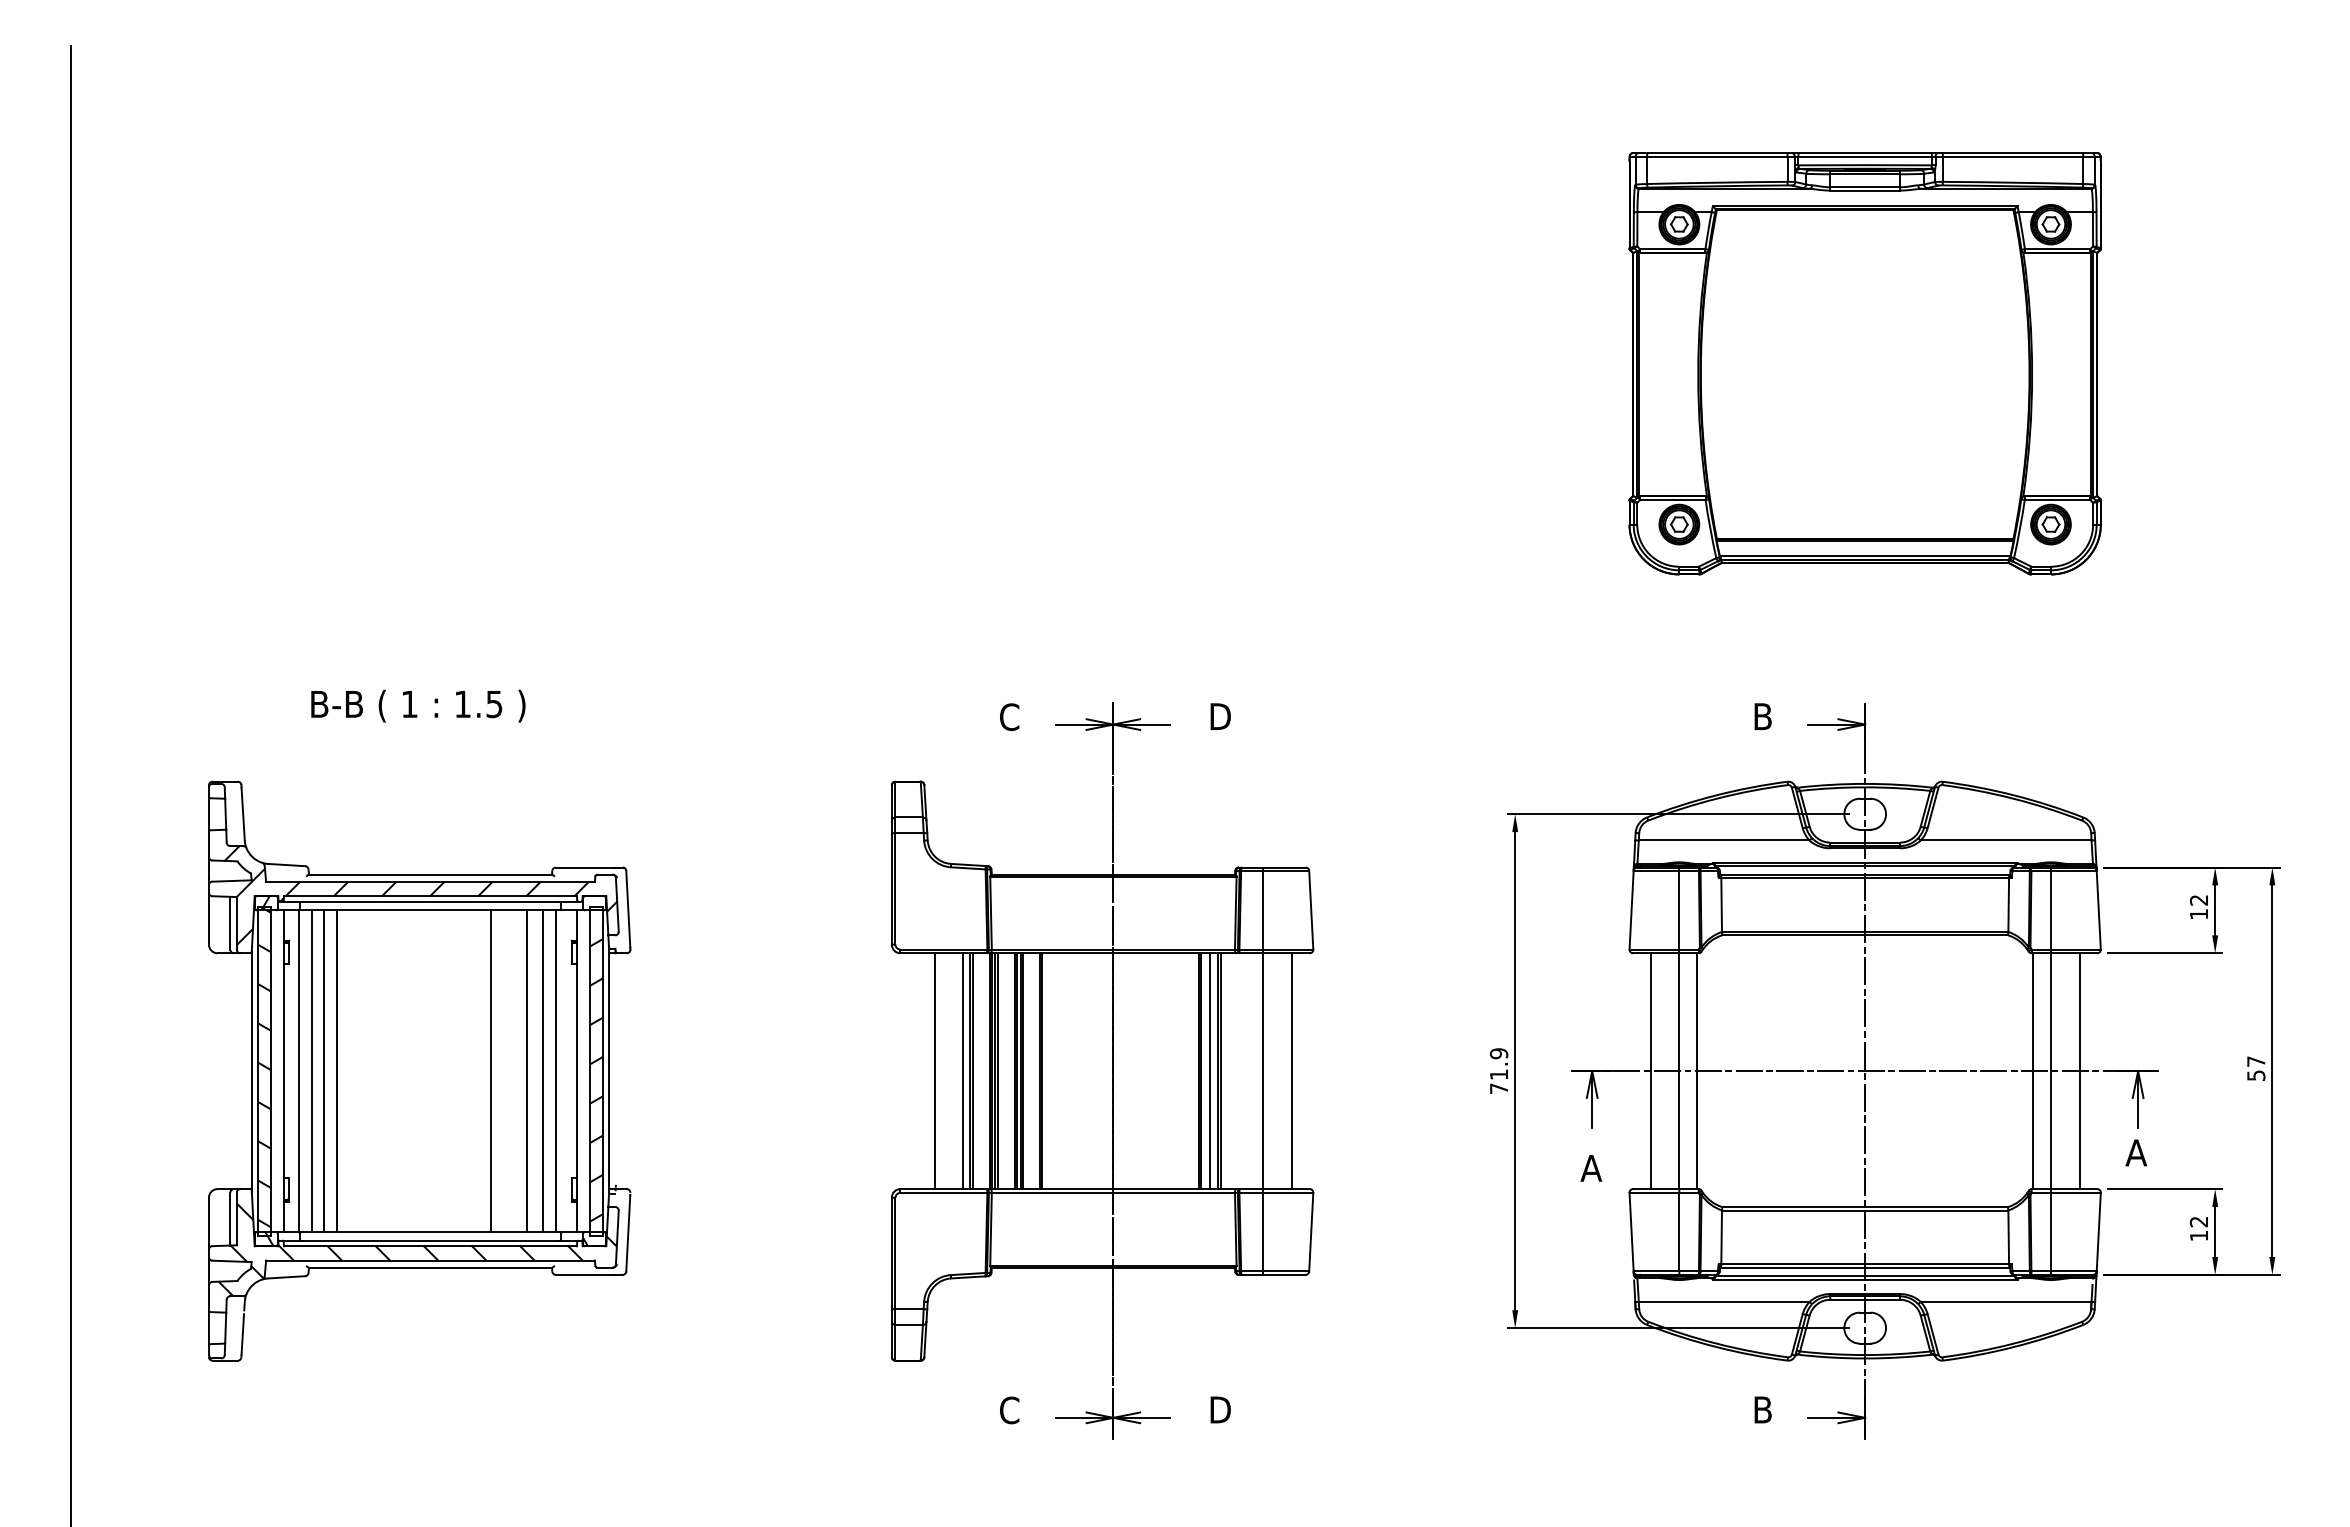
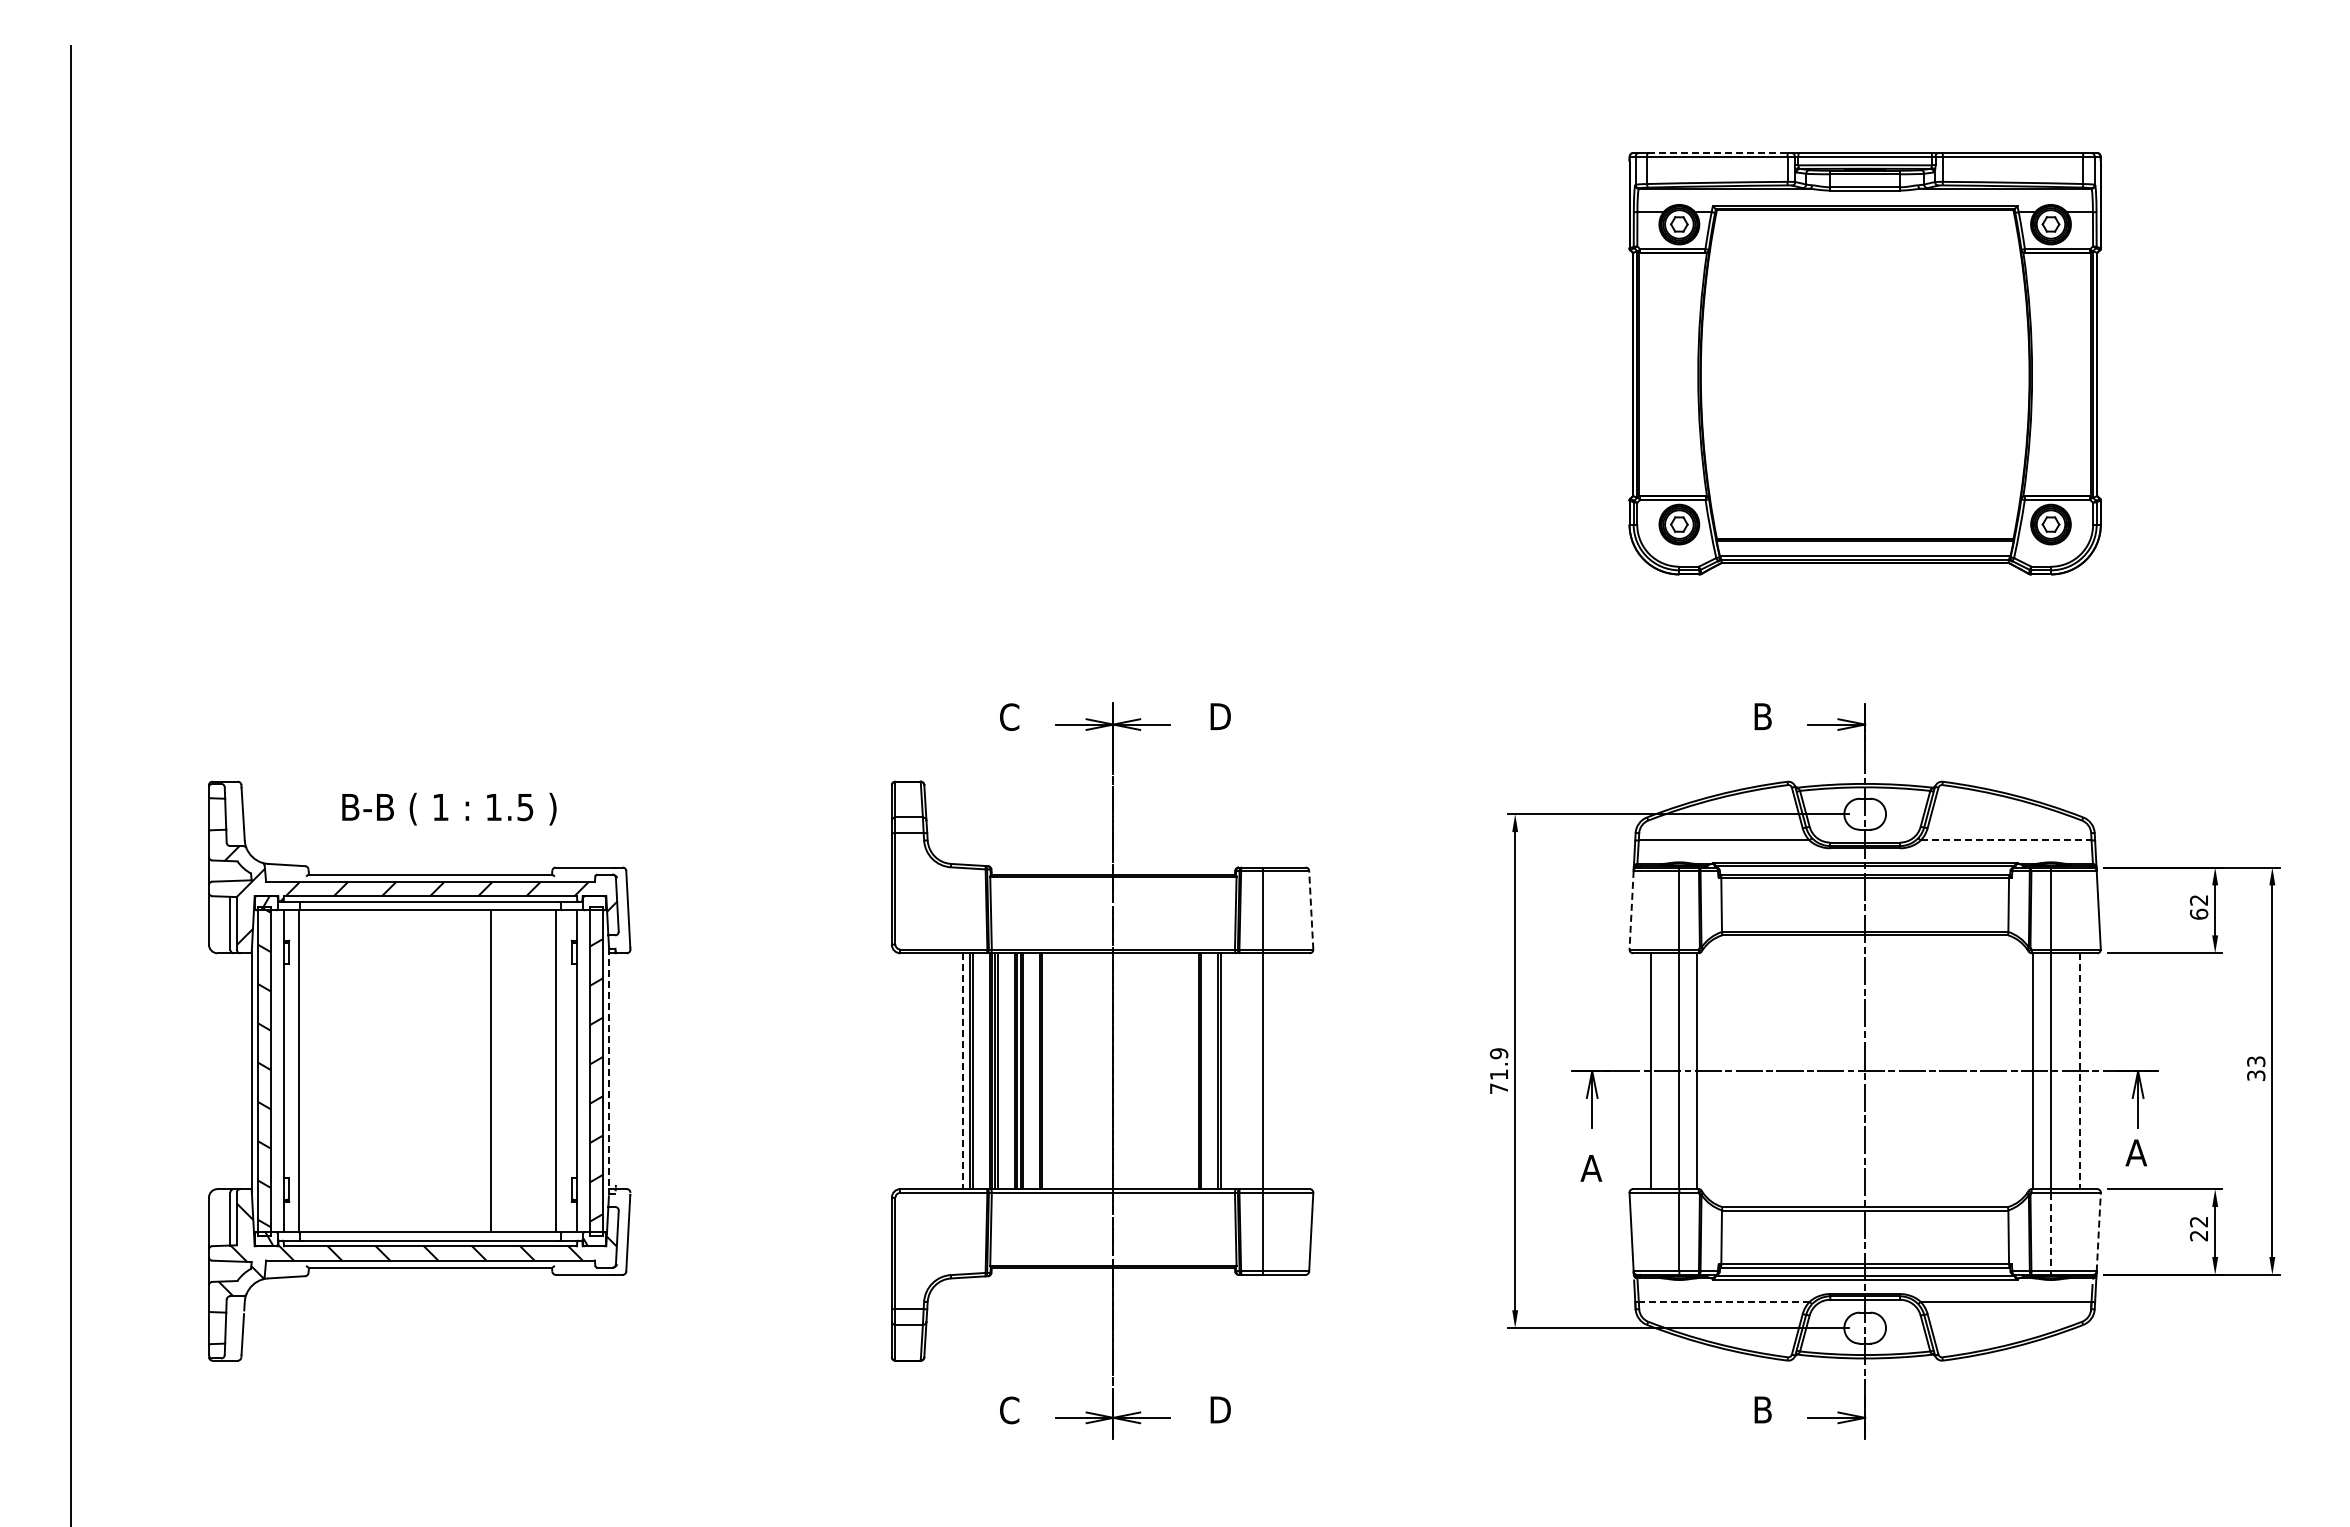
line: solid -> dashed (1718, 152)
text position: (418, 705) -> (449, 808) (449, 808)
line: solid -> dashed (2006, 840)
line: solid -> dashed (1311, 909)
line: solid -> dashed (1631, 910)
text: 12 -> 62 (2198, 913)
text: 57 -> 33 (2256, 1068)
line: present -> none (311, 1070)
line: present -> none (324, 1070)
line: present -> none (336, 1070)
line: present -> none (526, 1070)
line: present -> none (543, 1070)
line: solid -> dashed (609, 1071)
line: present -> none (934, 1071)
line: solid -> dashed (963, 1071)
line: present -> none (1209, 1071)
line: present -> none (1292, 1071)
line: solid -> dashed (2079, 1071)
line: solid -> dashed (2098, 1231)
line: solid -> dashed (2051, 1232)
text: 12 -> 22 (2198, 1236)
line: solid -> dashed (1723, 1301)
